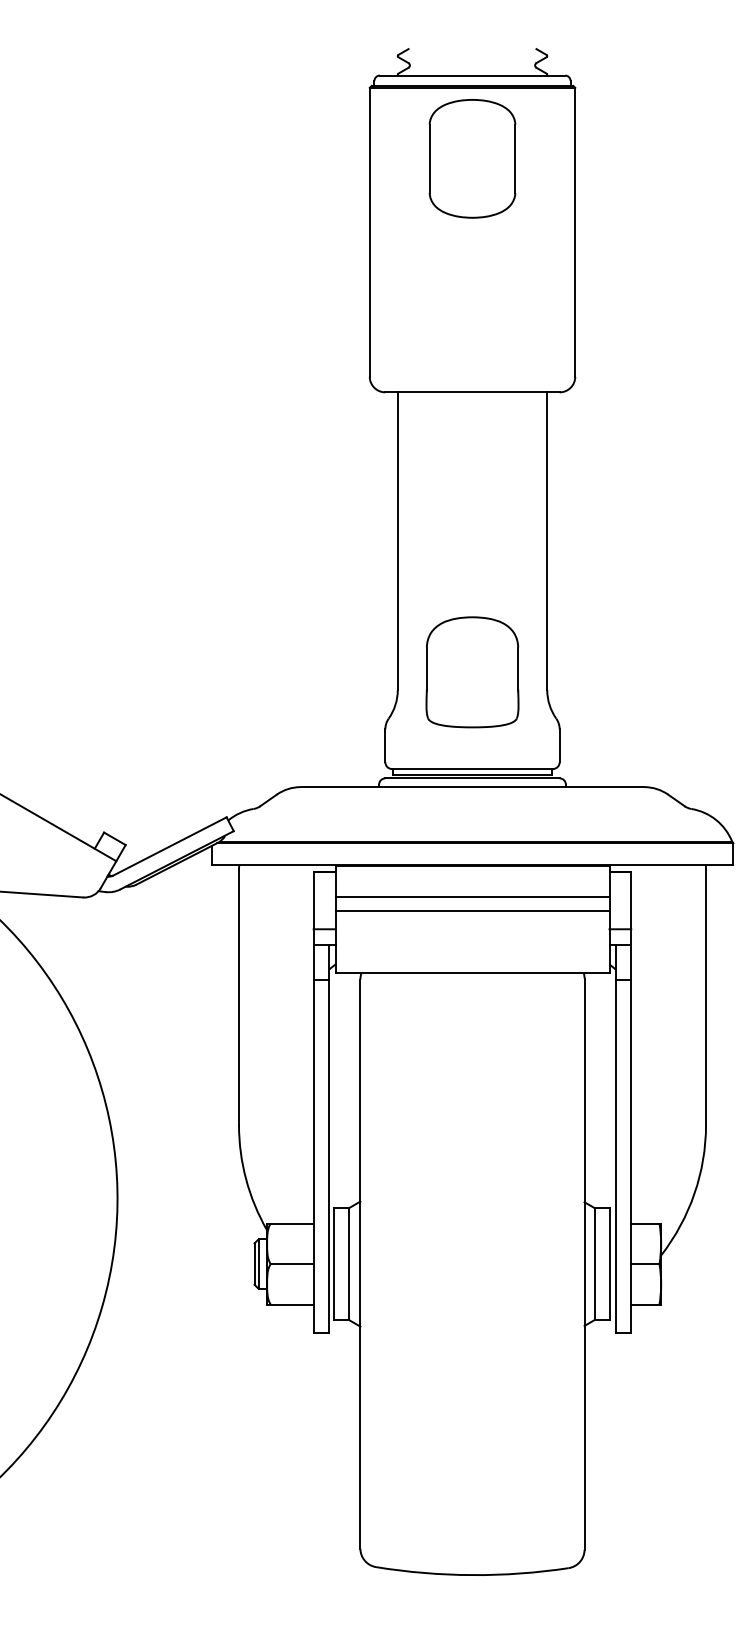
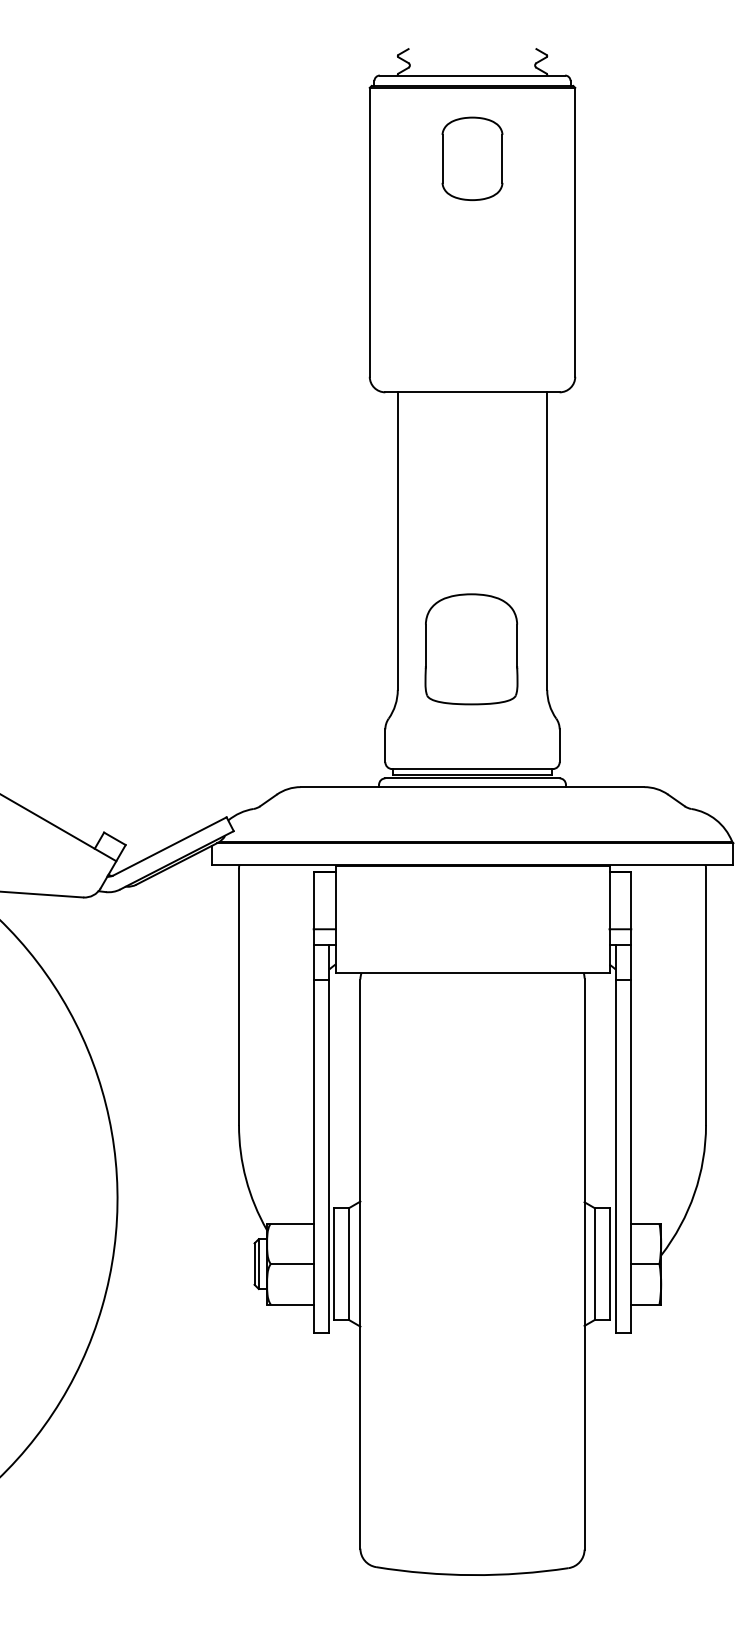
part size: 89x120 px -> 63x85 px (472, 158)
part position: (472, 672) -> (471, 649) (471, 649)
line: present -> none (472, 896)
line: present -> none (472, 910)
